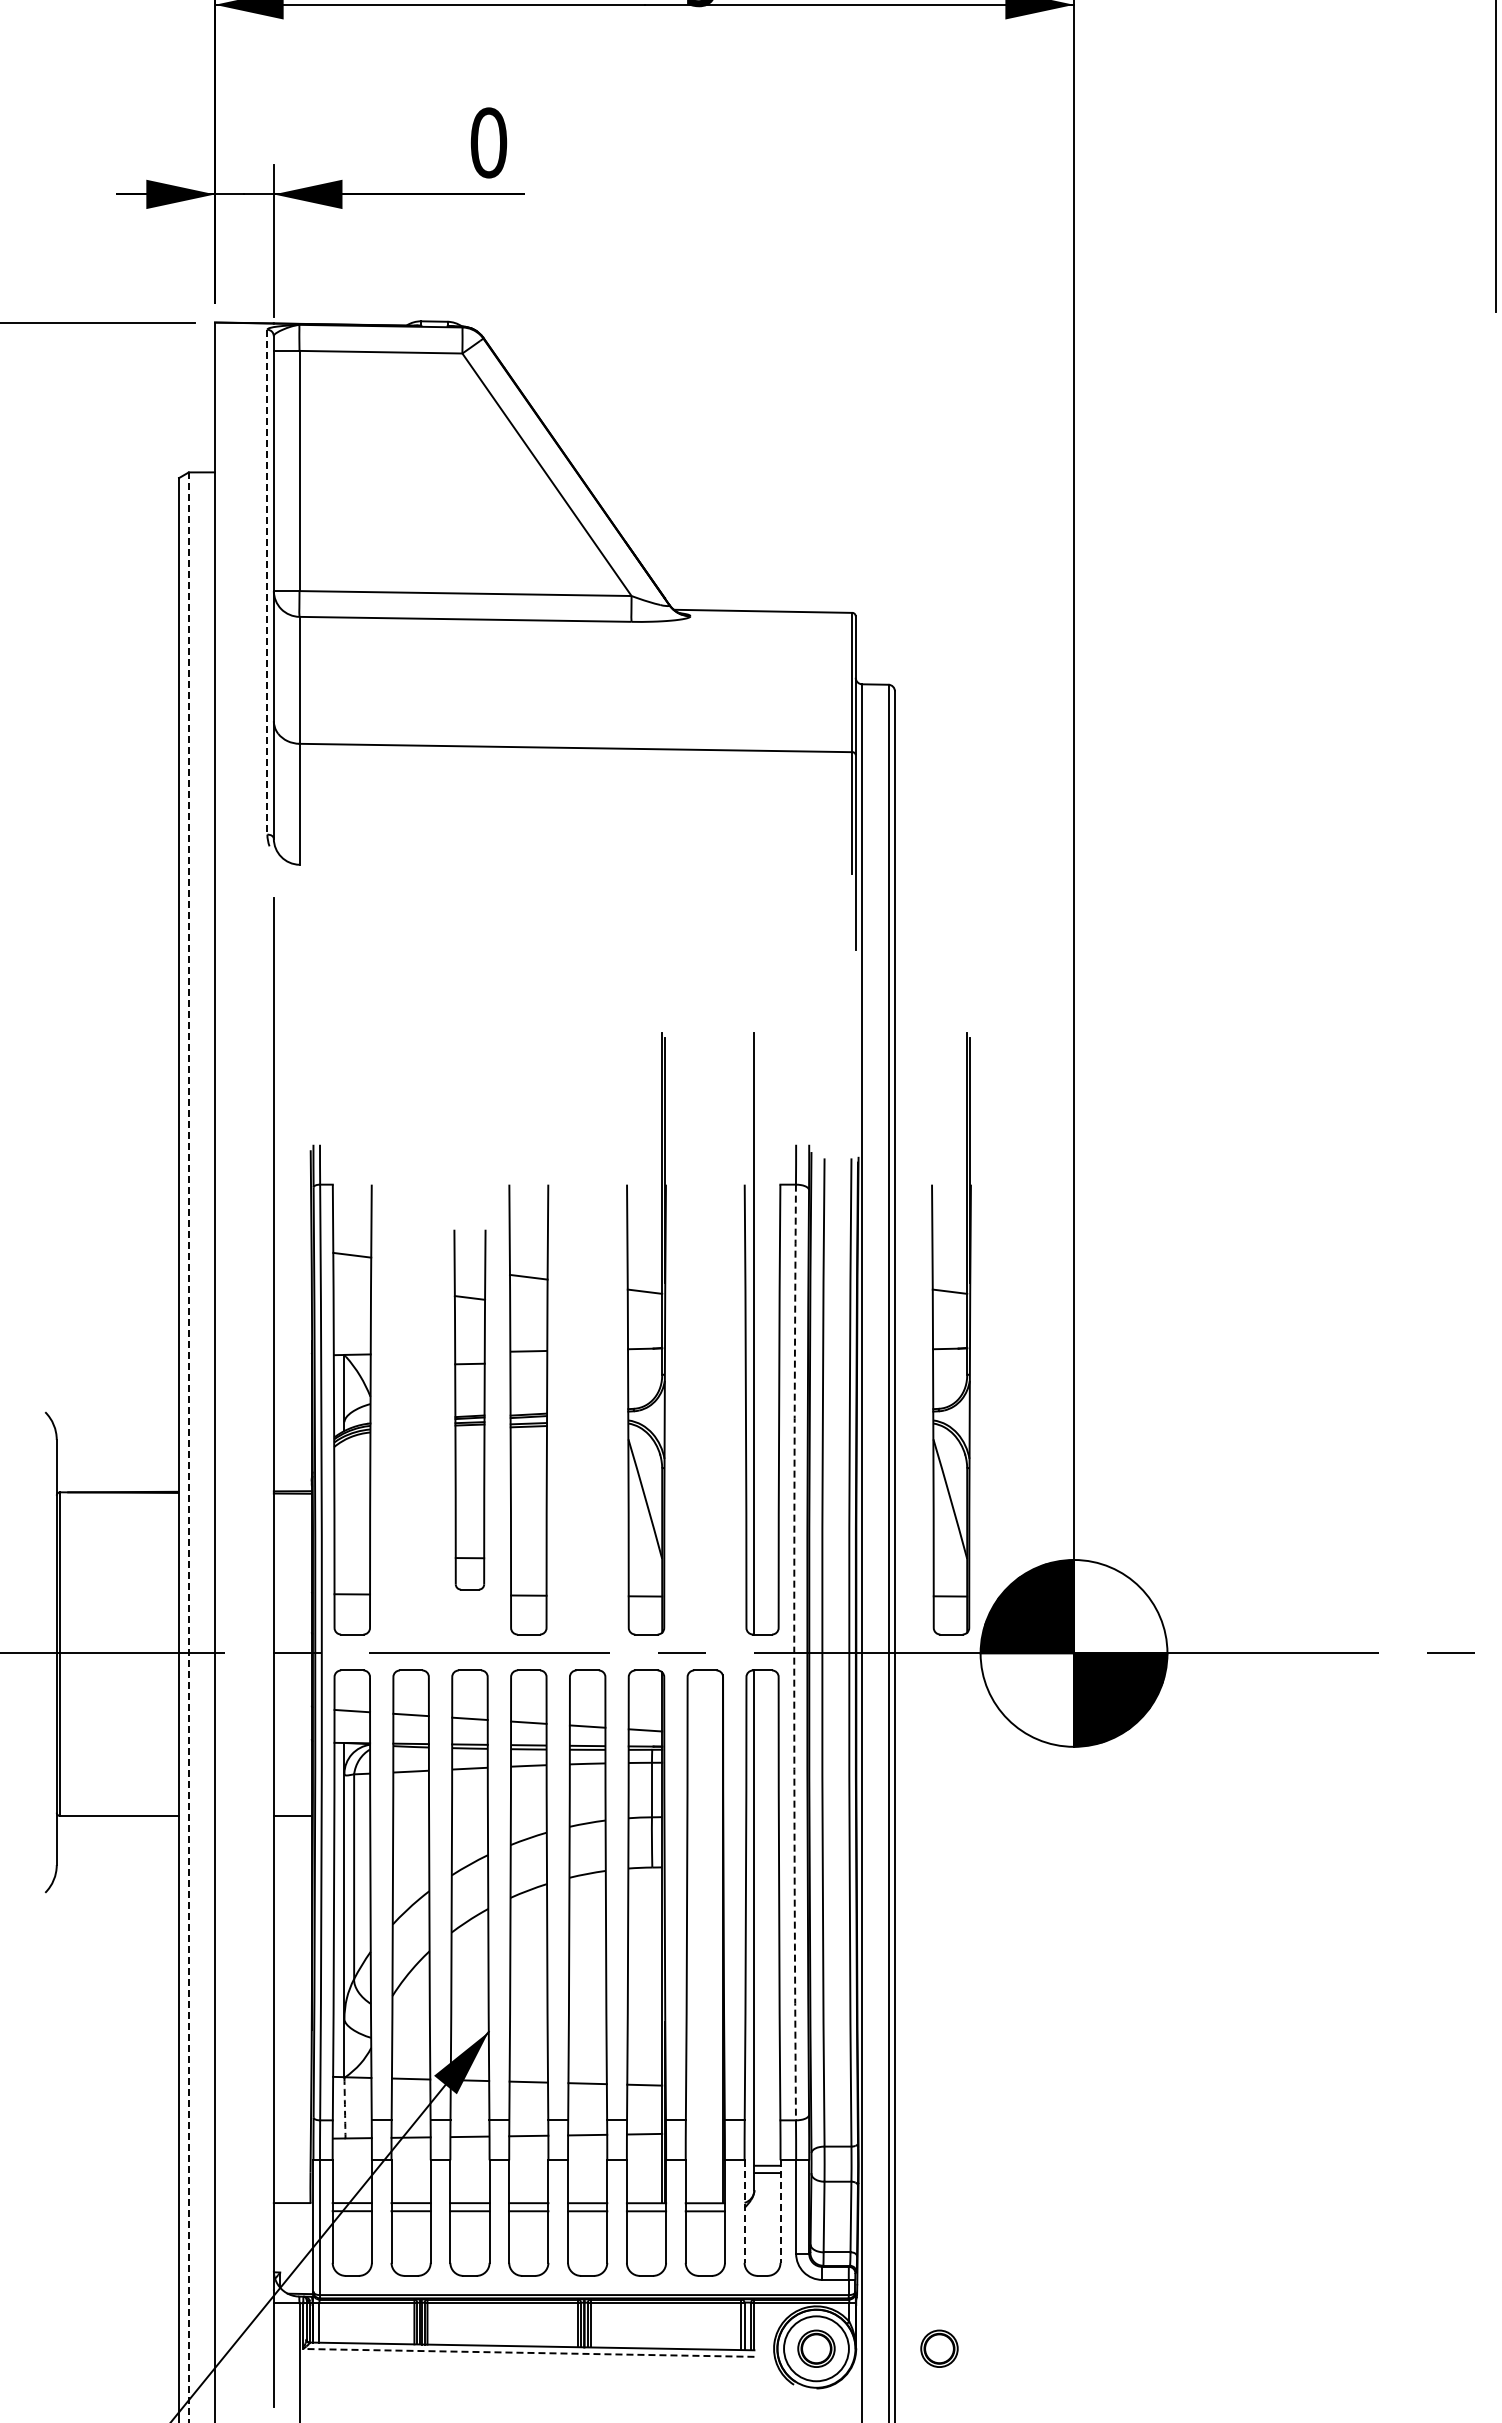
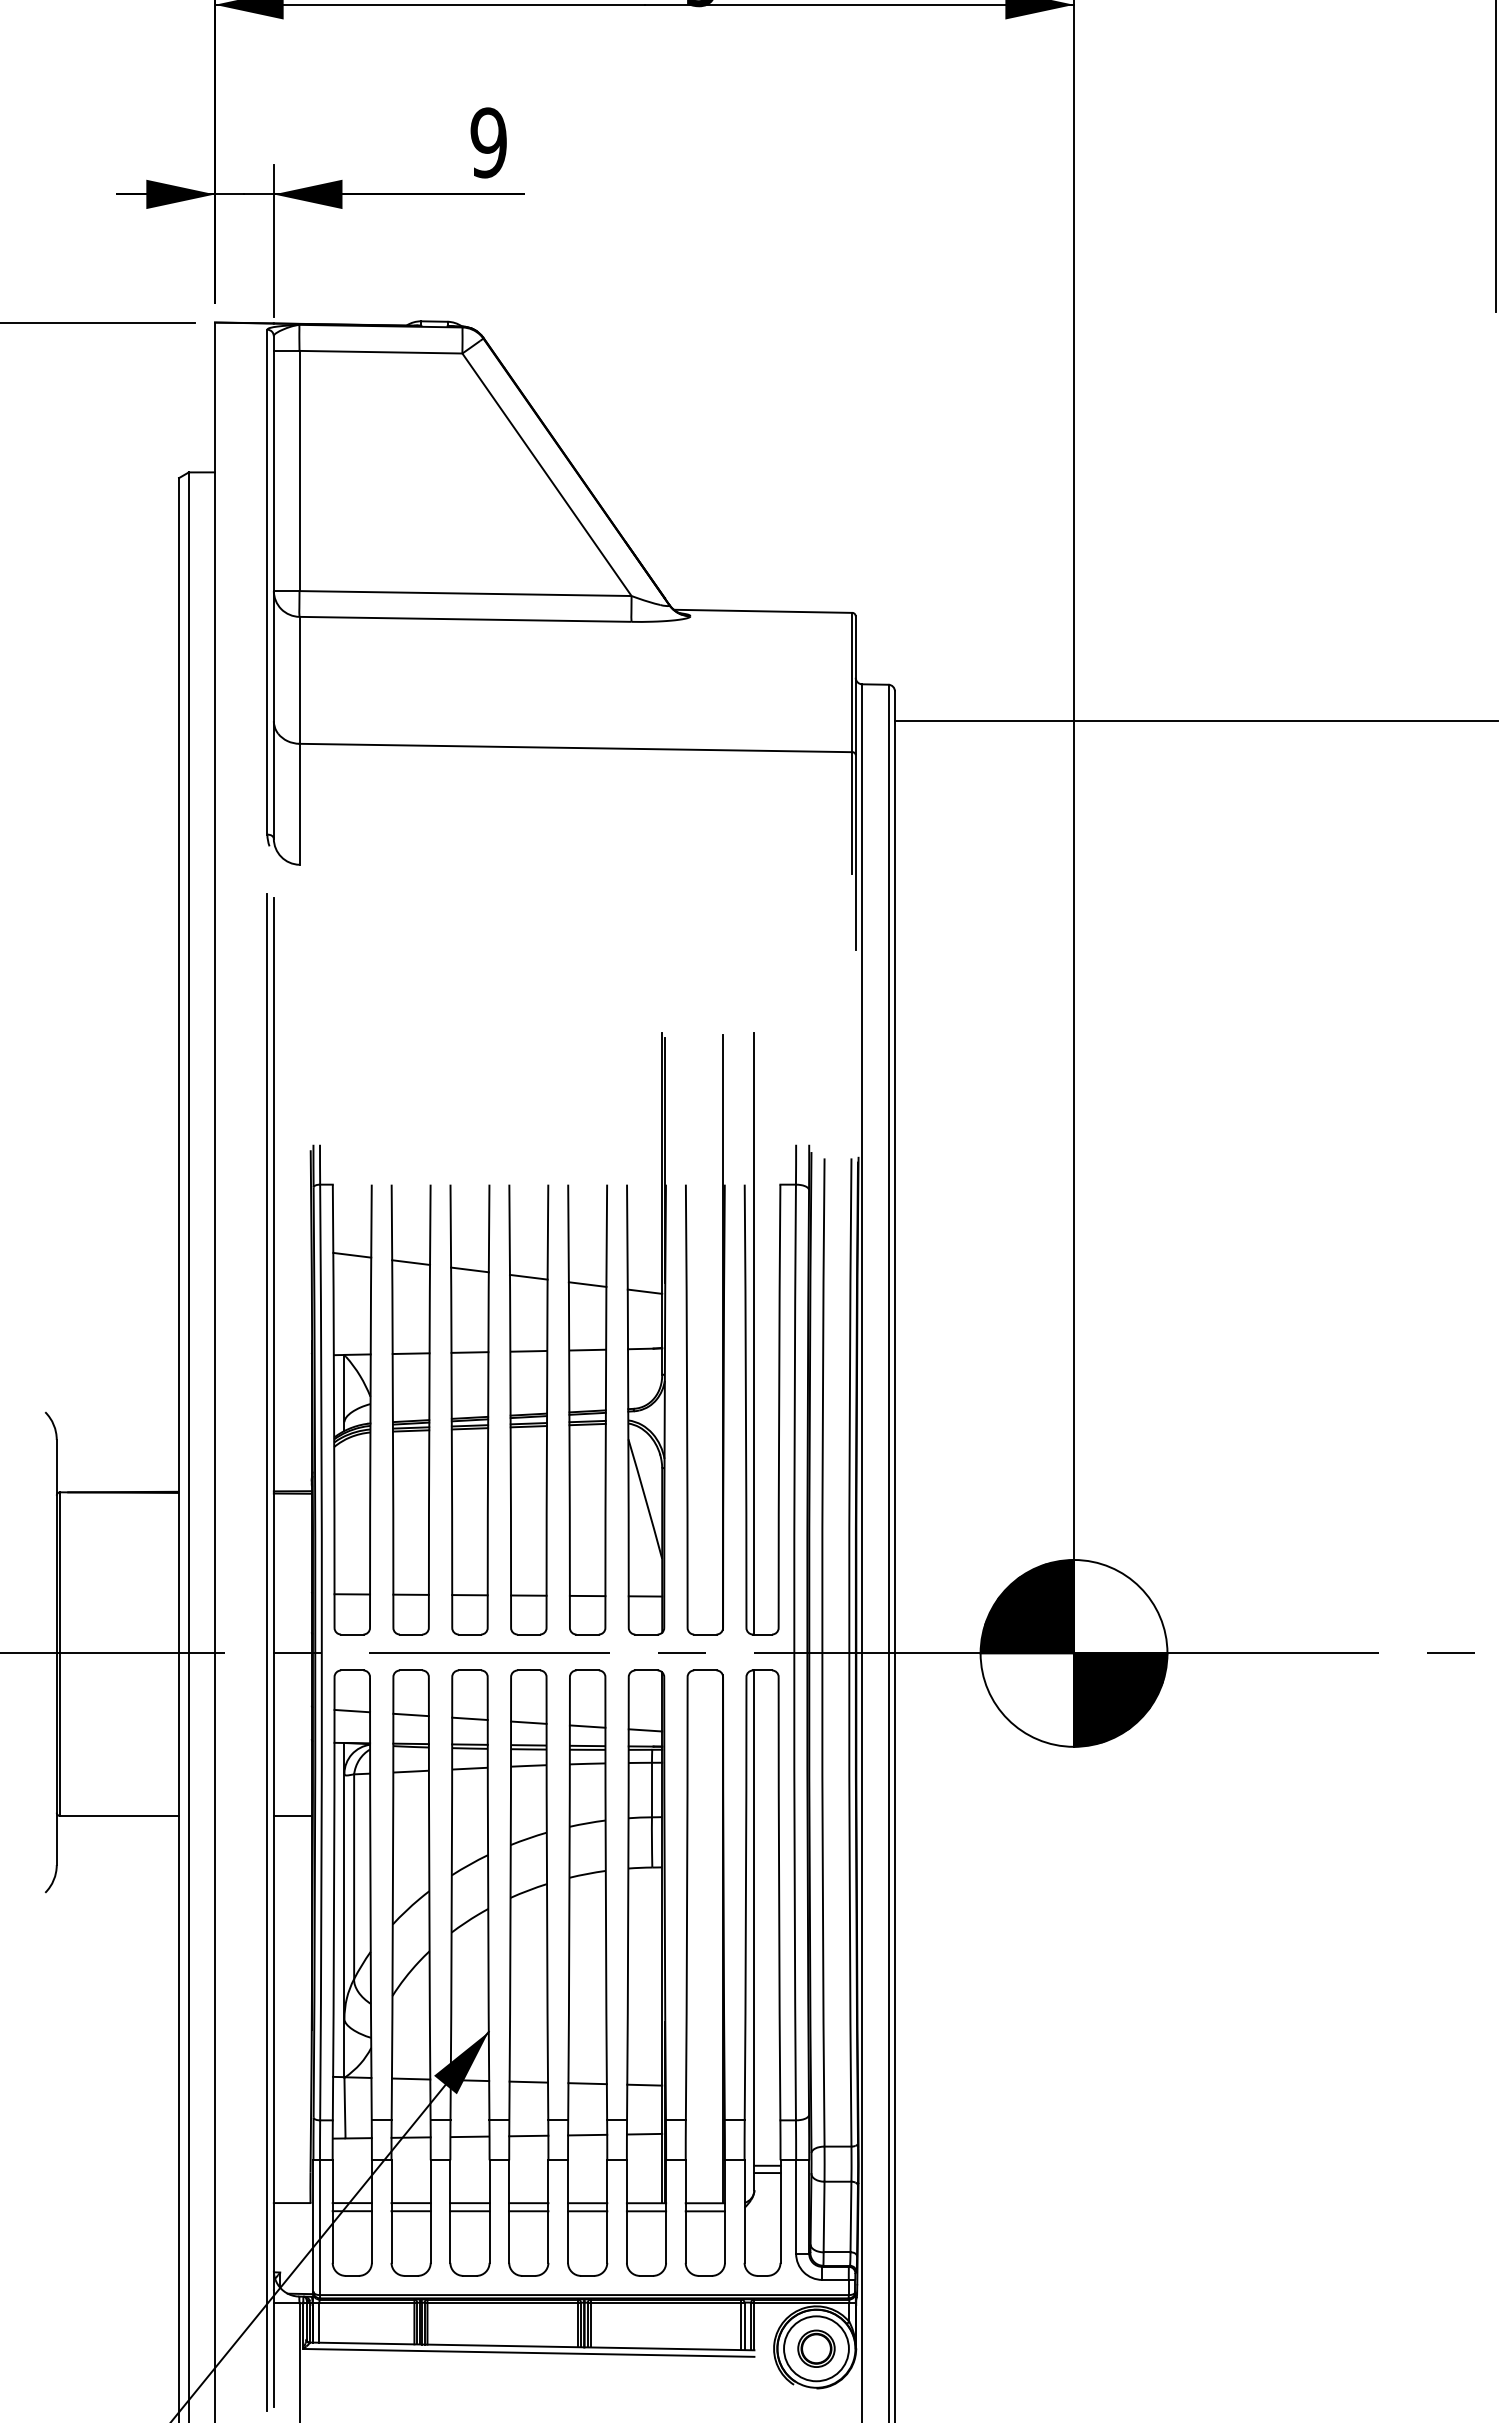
text: 0 -> 9 (488, 142)
line: dashed -> solid (267, 582)
line: none -> present (1196, 720)
part: present -> none (951, 1333)
part: none -> present (722, 1334)
part: none -> present (410, 1409)
part size: 34x362 px -> 42x452 px (469, 1409)
part: none -> present (587, 1409)
line: dashed -> solid (188, 1448)
line: none -> present (267, 1652)
arc: dashed -> solid (794, 1652)
arc: dashed -> solid (344, 2108)
line: dashed -> solid (744, 2212)
line: dashed -> solid (780, 2212)
part: present -> none (939, 2348)
line: dashed -> solid (528, 2352)
